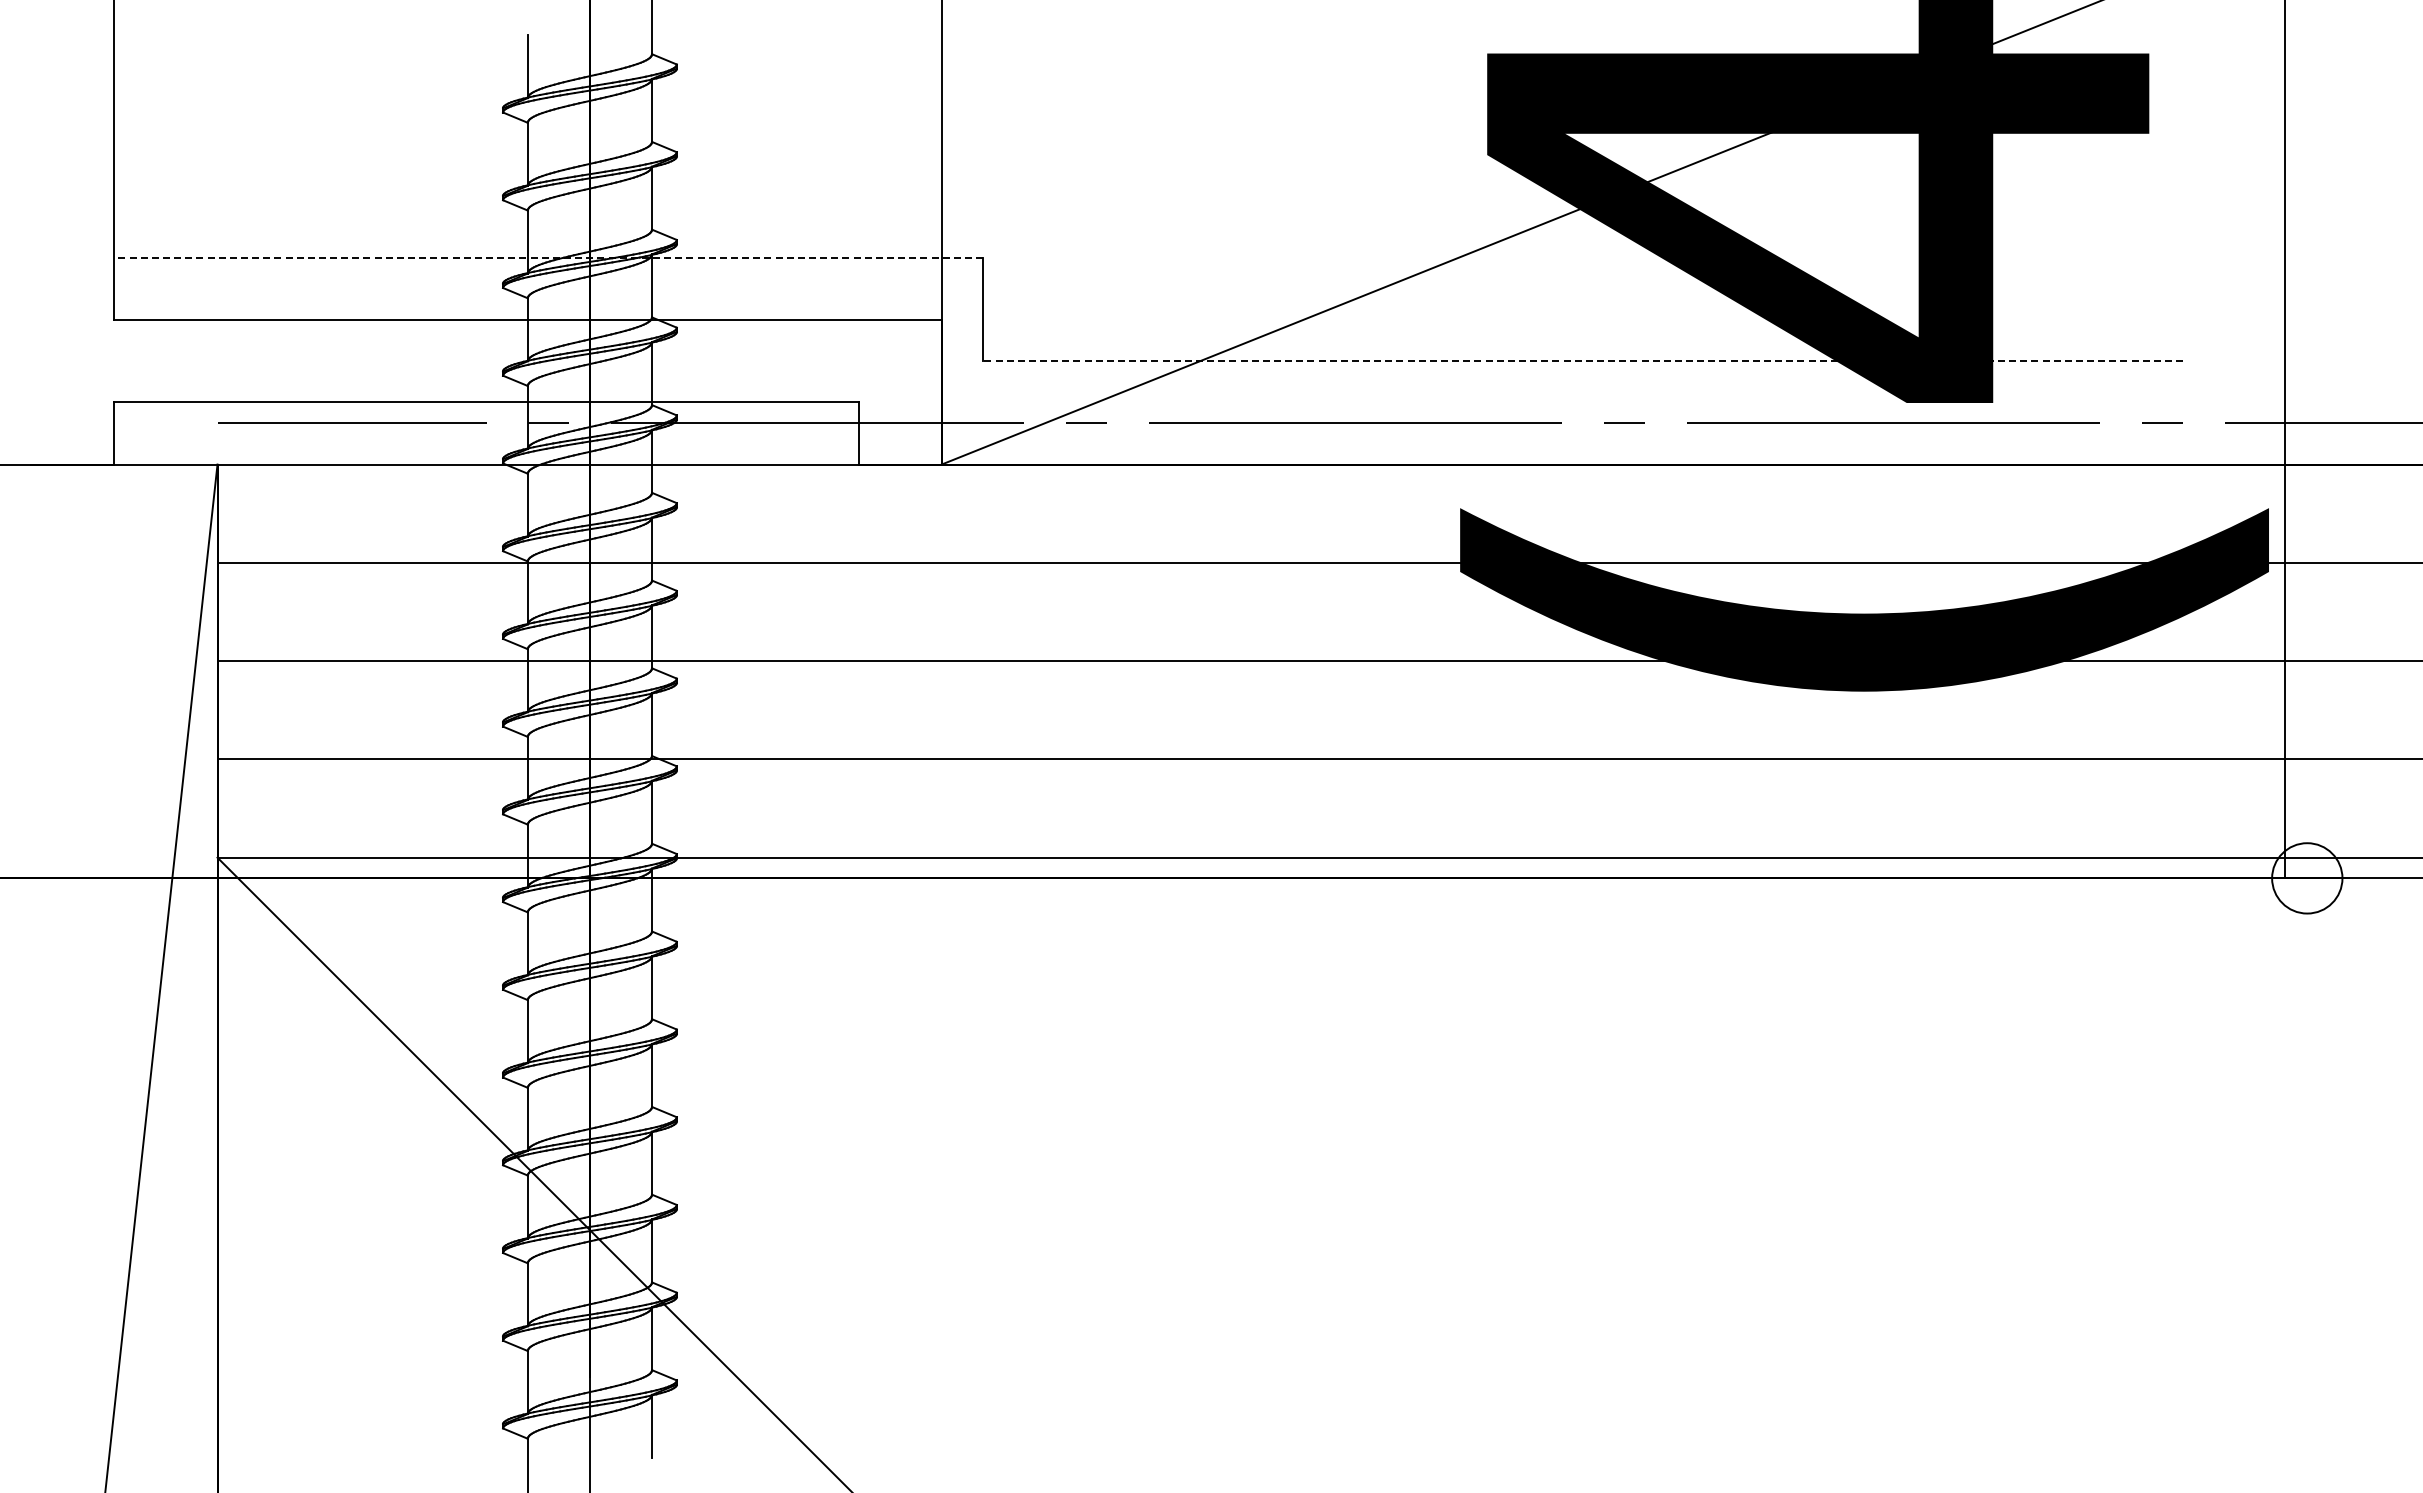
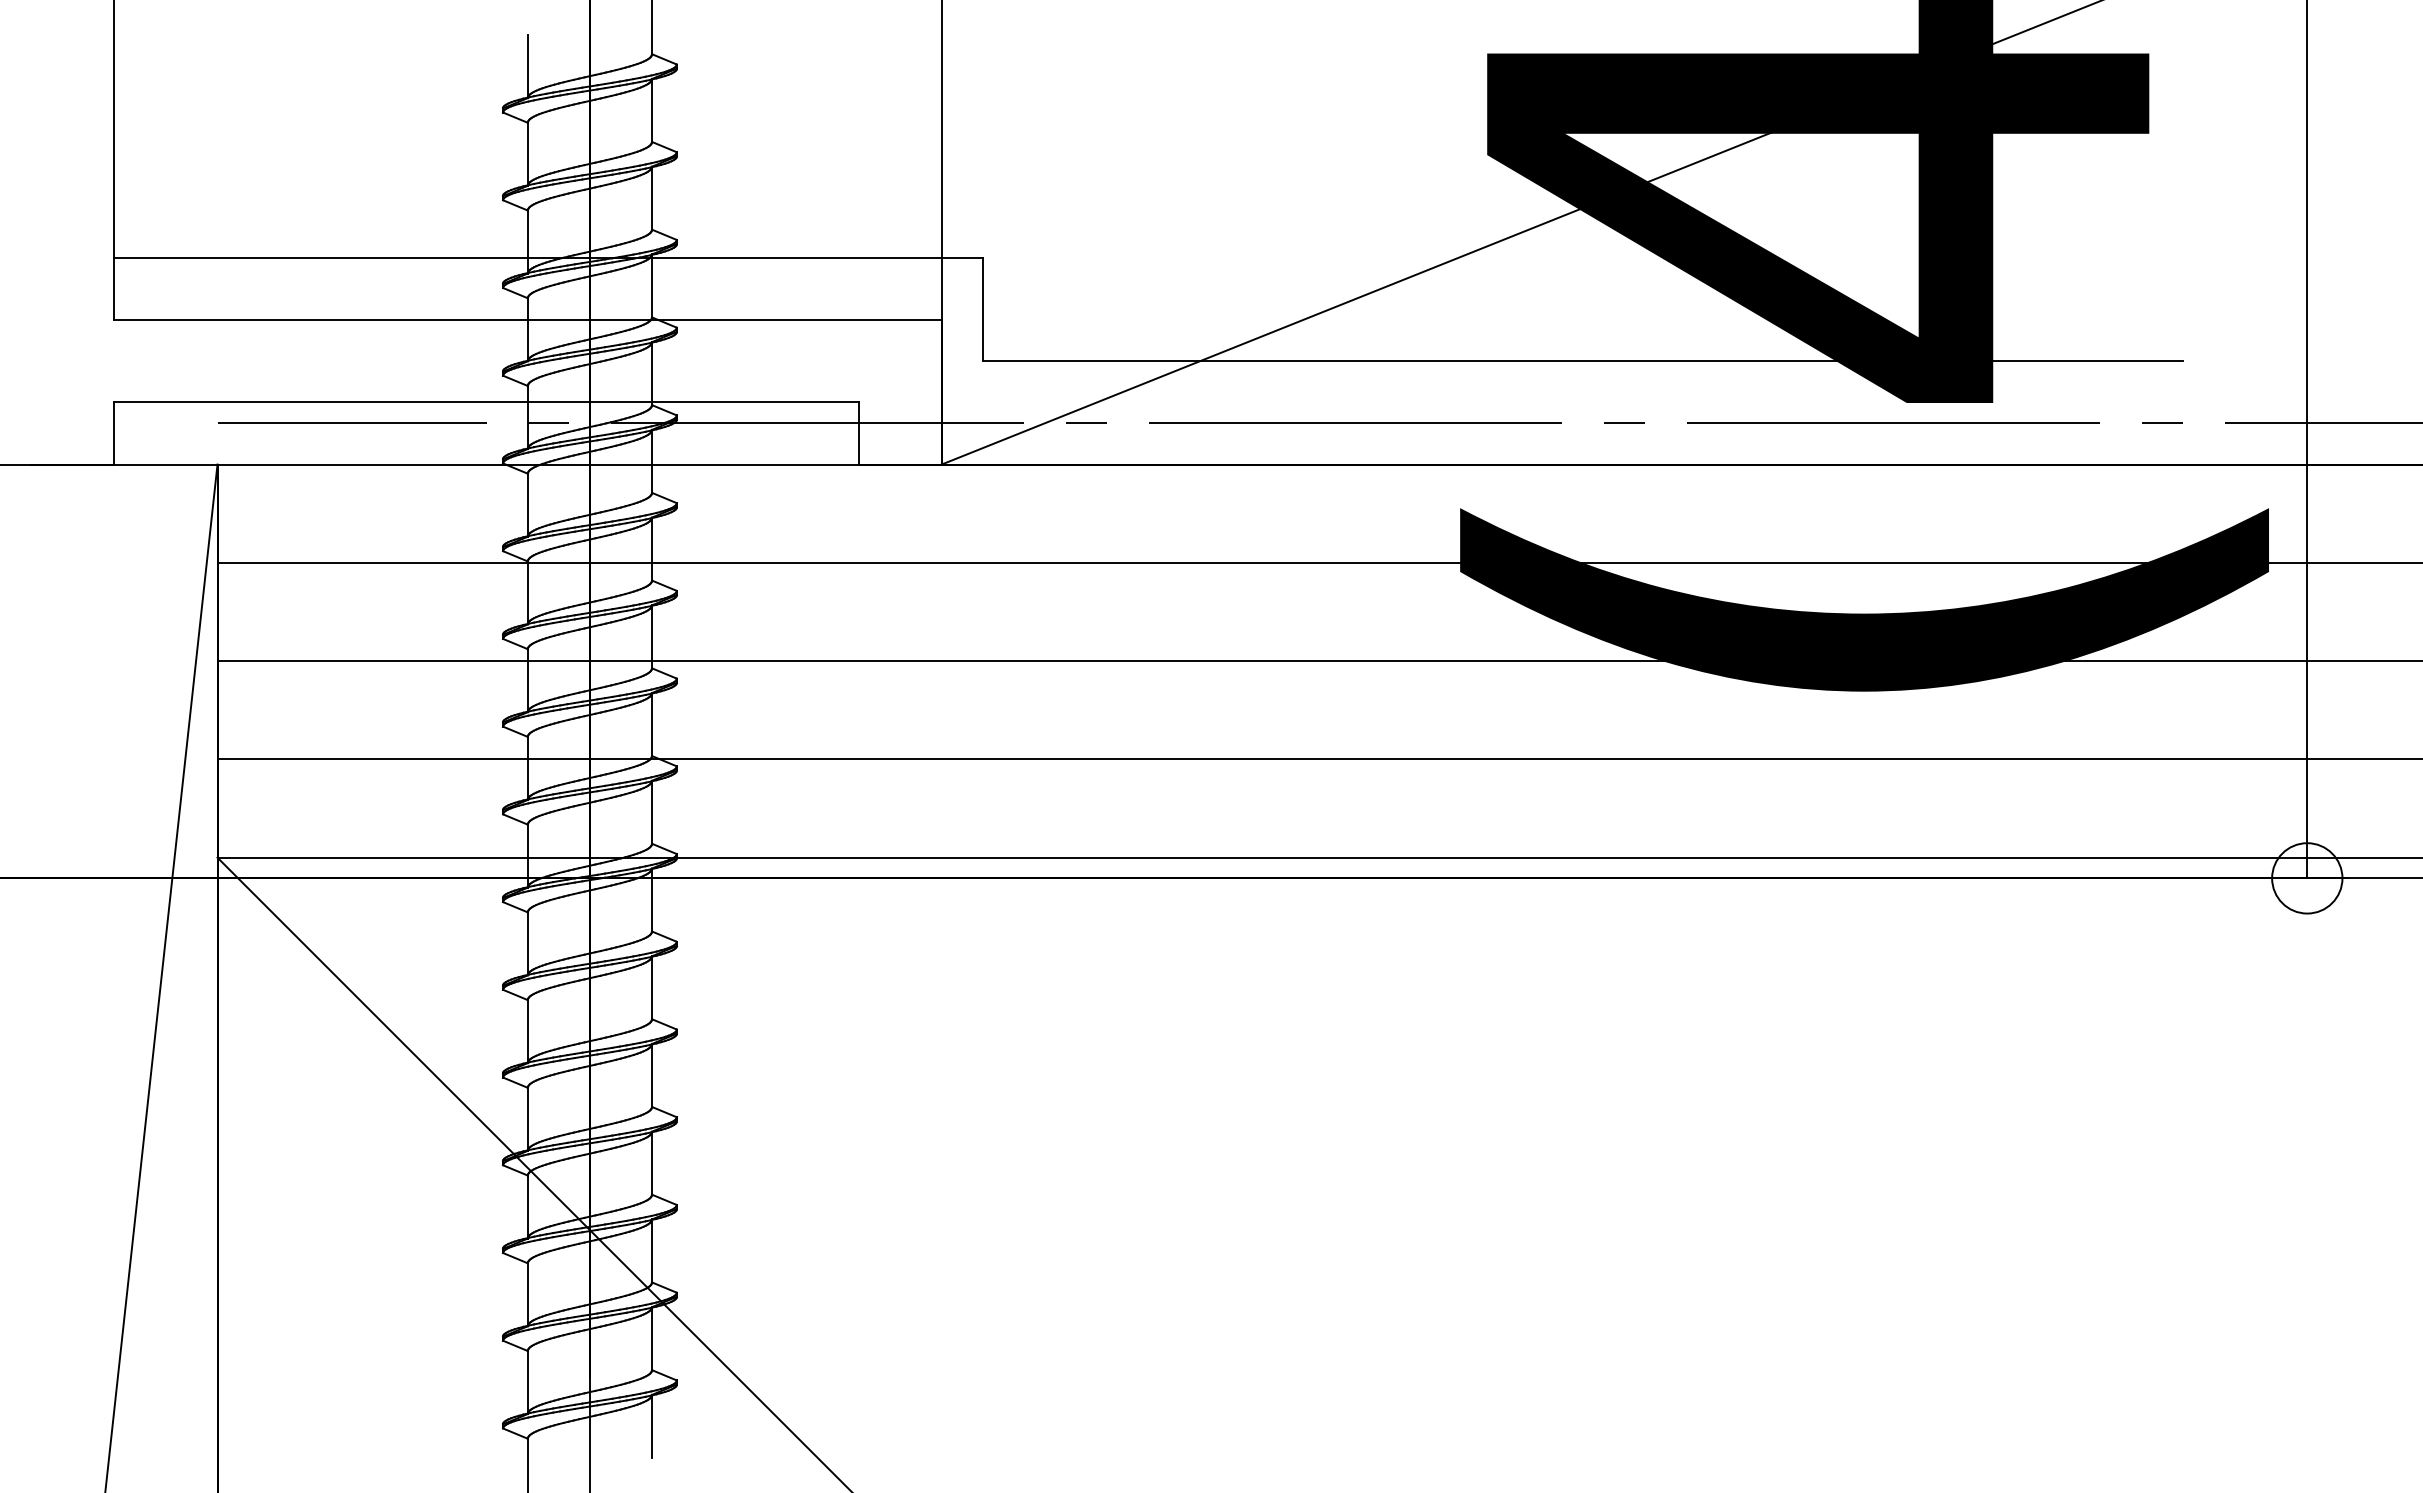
line: dashed -> solid (548, 257)
line: dashed -> solid (1582, 361)
line position: (2285, 440) -> (2307, 440) (2307, 440)
